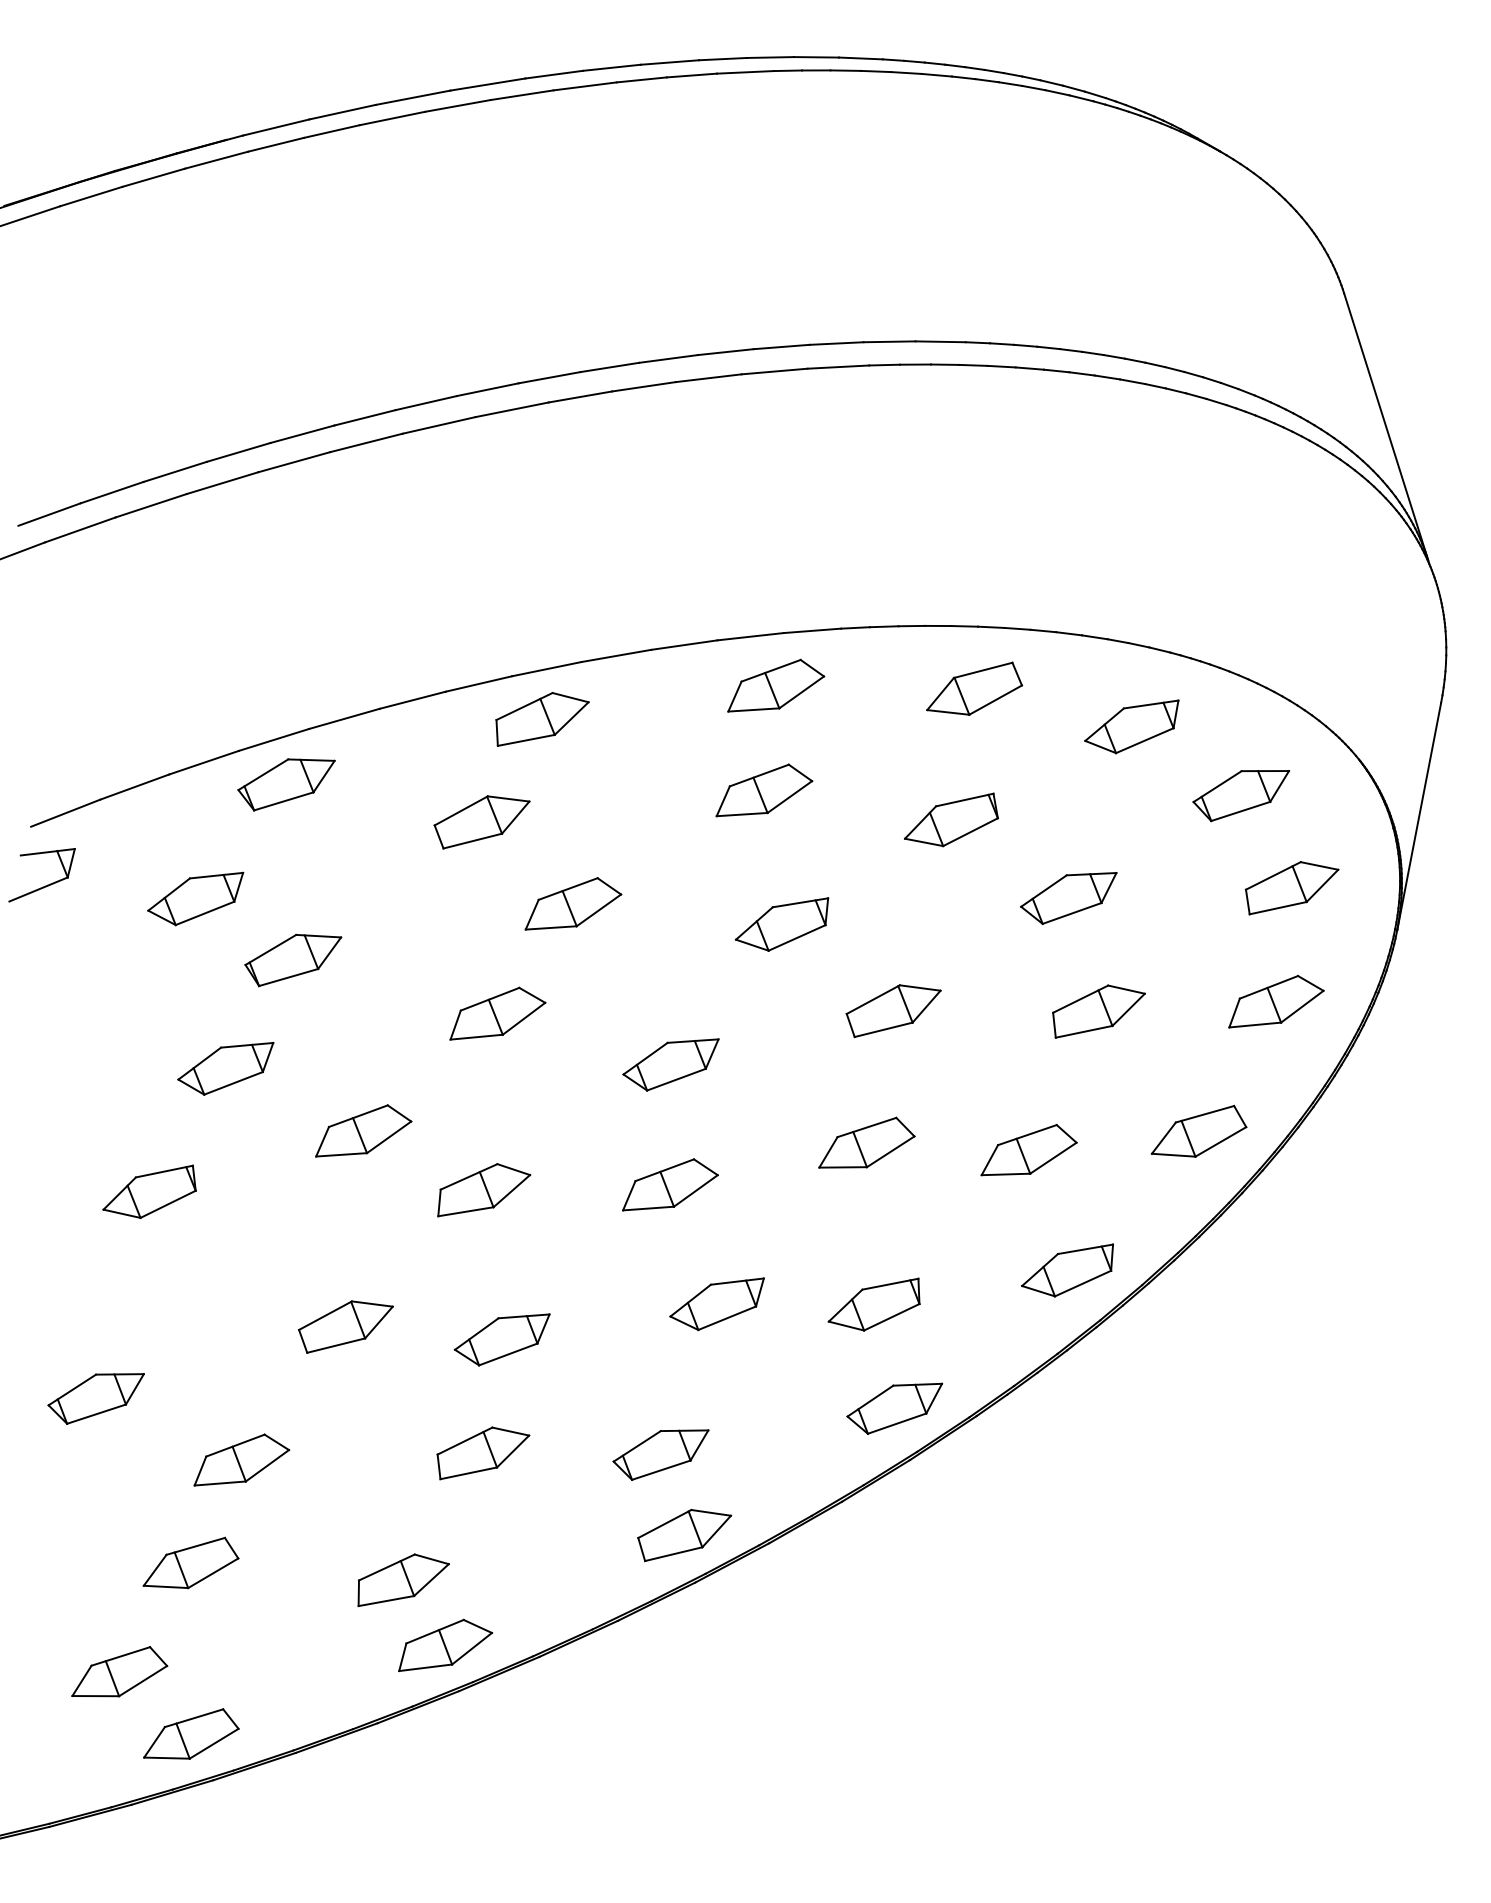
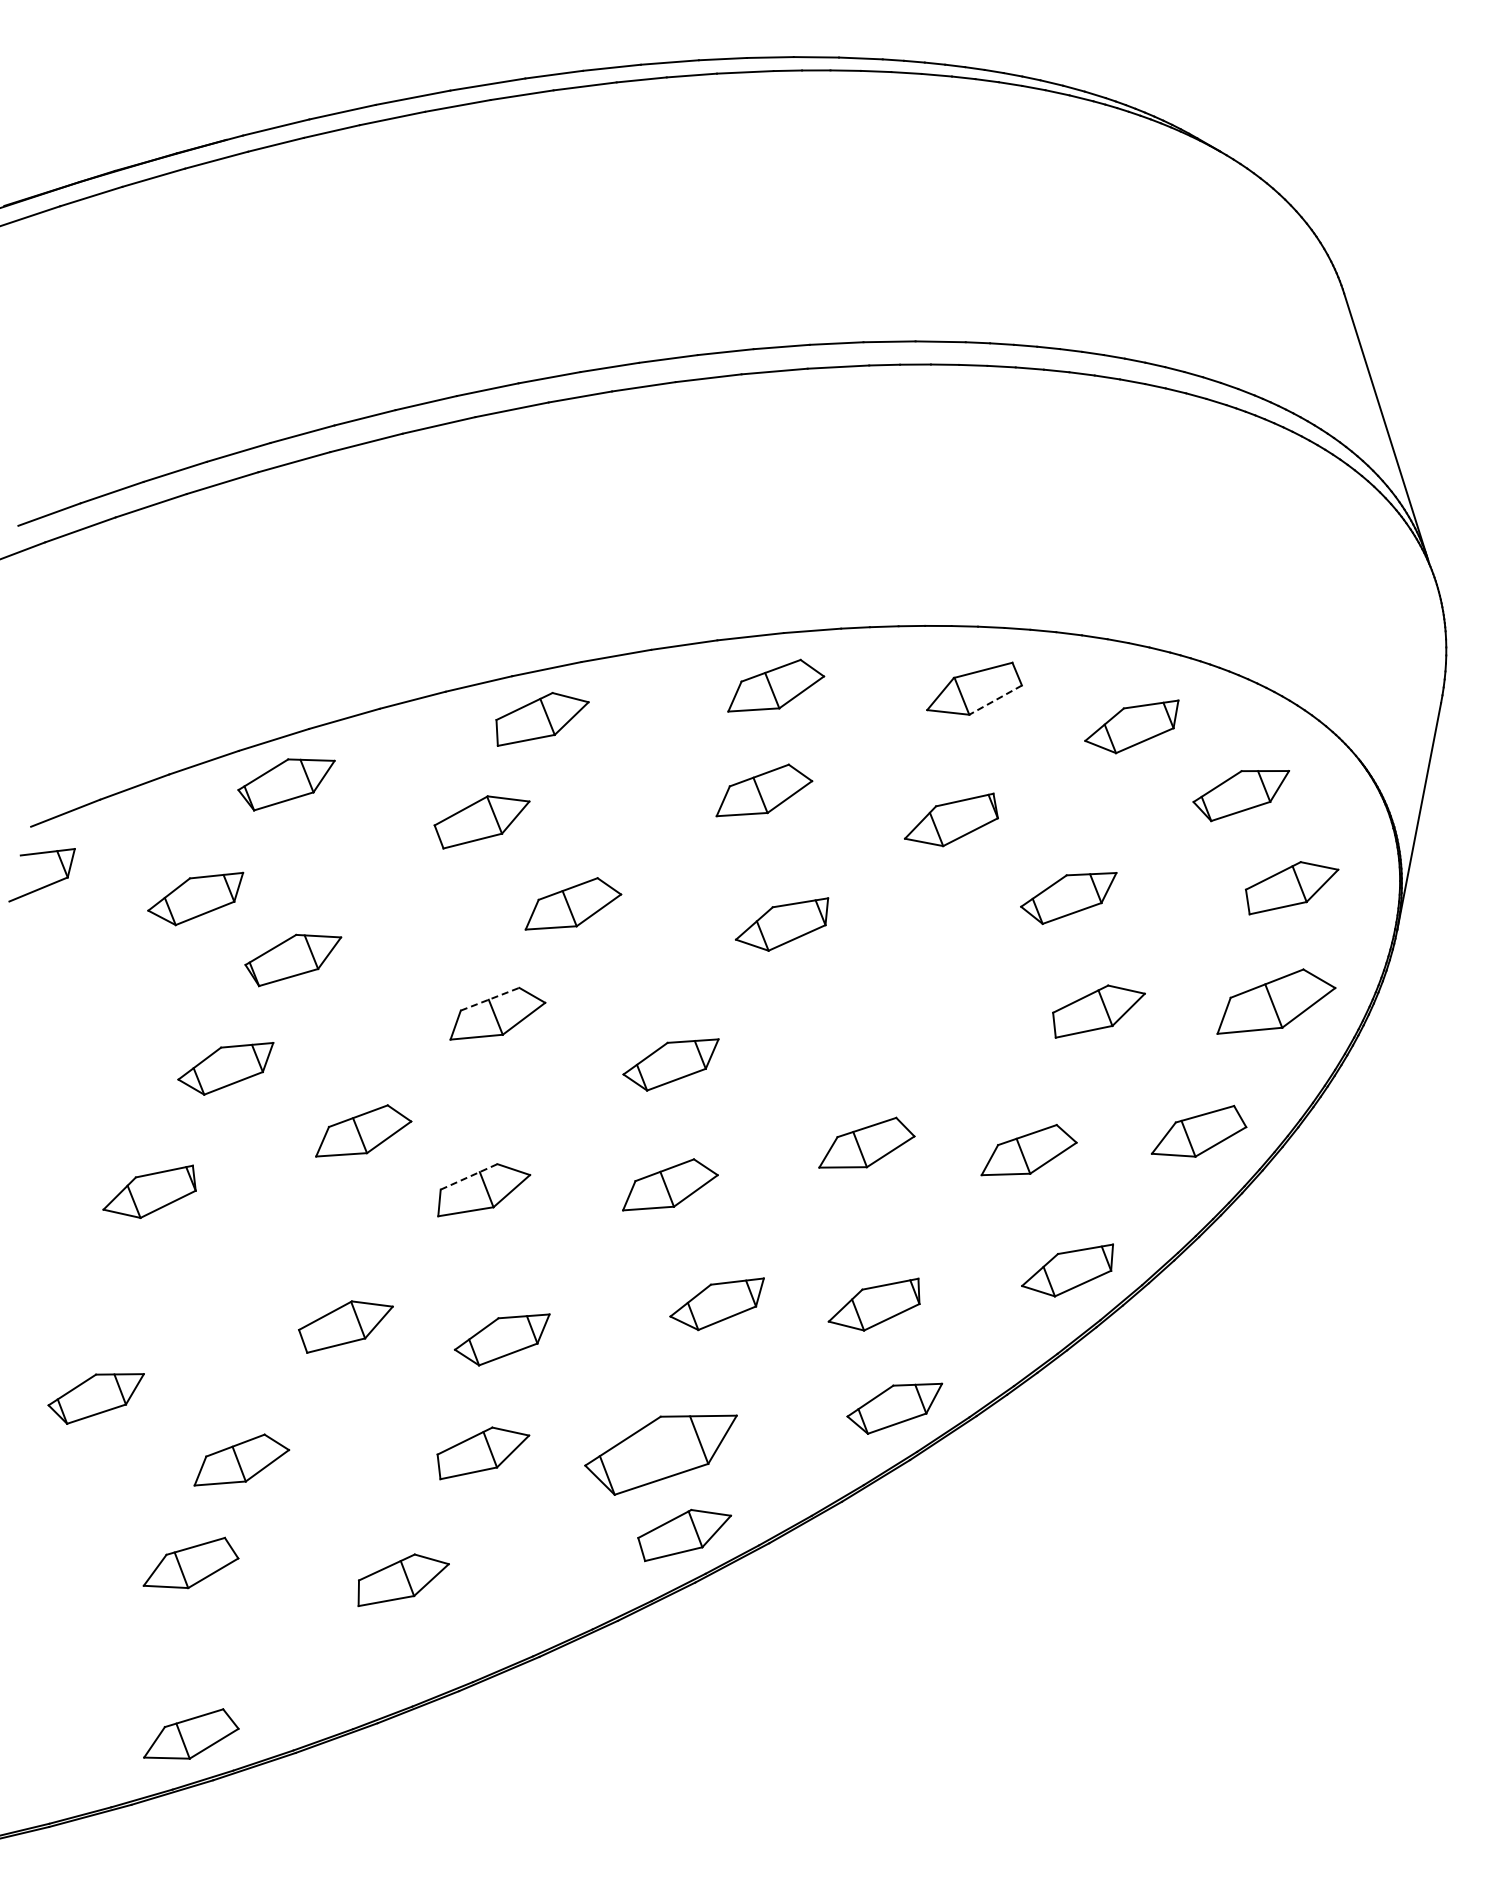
line: solid -> dashed (995, 700)
line: solid -> dashed (490, 999)
part size: 97x54 px -> 121x67 px (1276, 1001)
part: present -> none (893, 1011)
line: solid -> dashed (469, 1176)
part size: 98x52 px -> 154x82 px (660, 1454)
part: present -> none (445, 1644)
part: present -> none (119, 1671)
